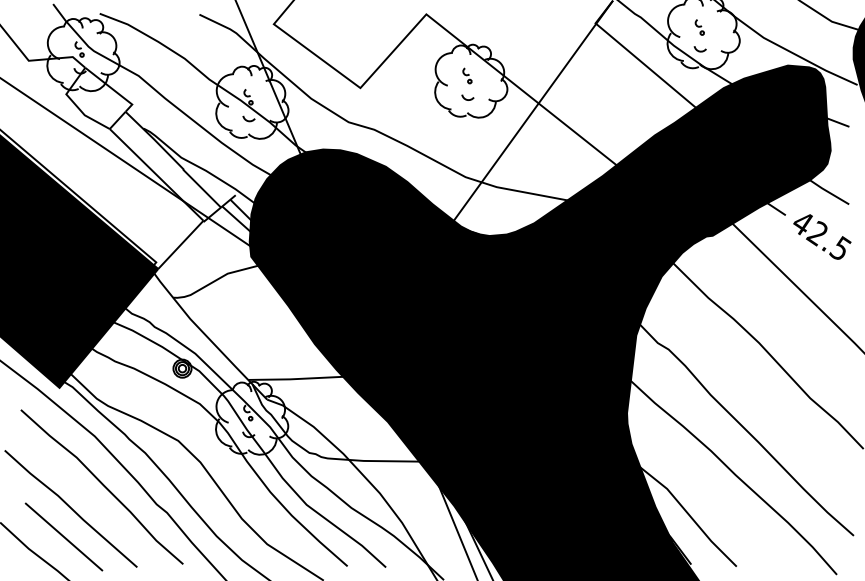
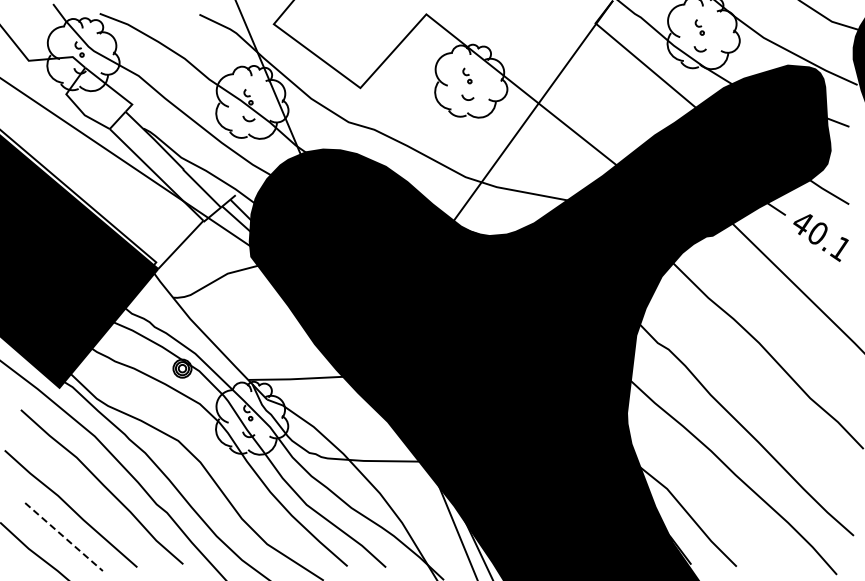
text: 42.5 -> 40.1 (828, 241)
line: solid -> dashed (64, 537)
